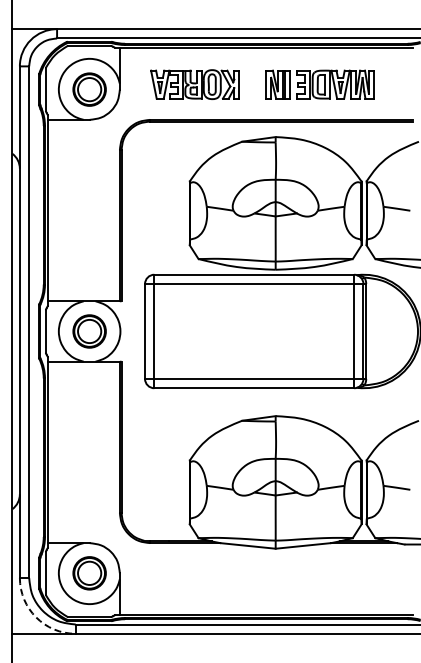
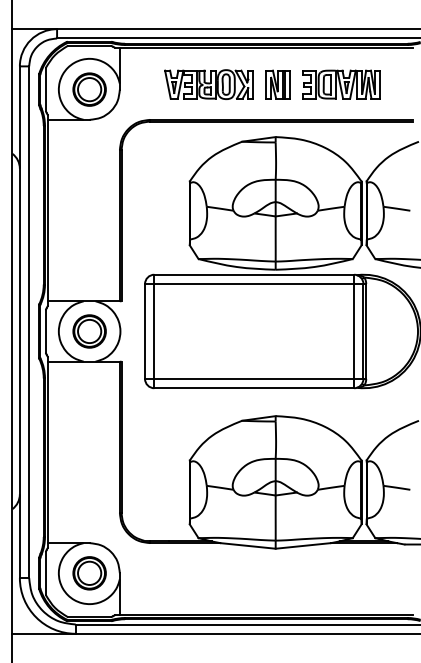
part position: (194, 84) -> (208, 84) (208, 84)
part position: (335, 84) -> (341, 84) (341, 84)
arc: dashed -> solid (36, 617)
